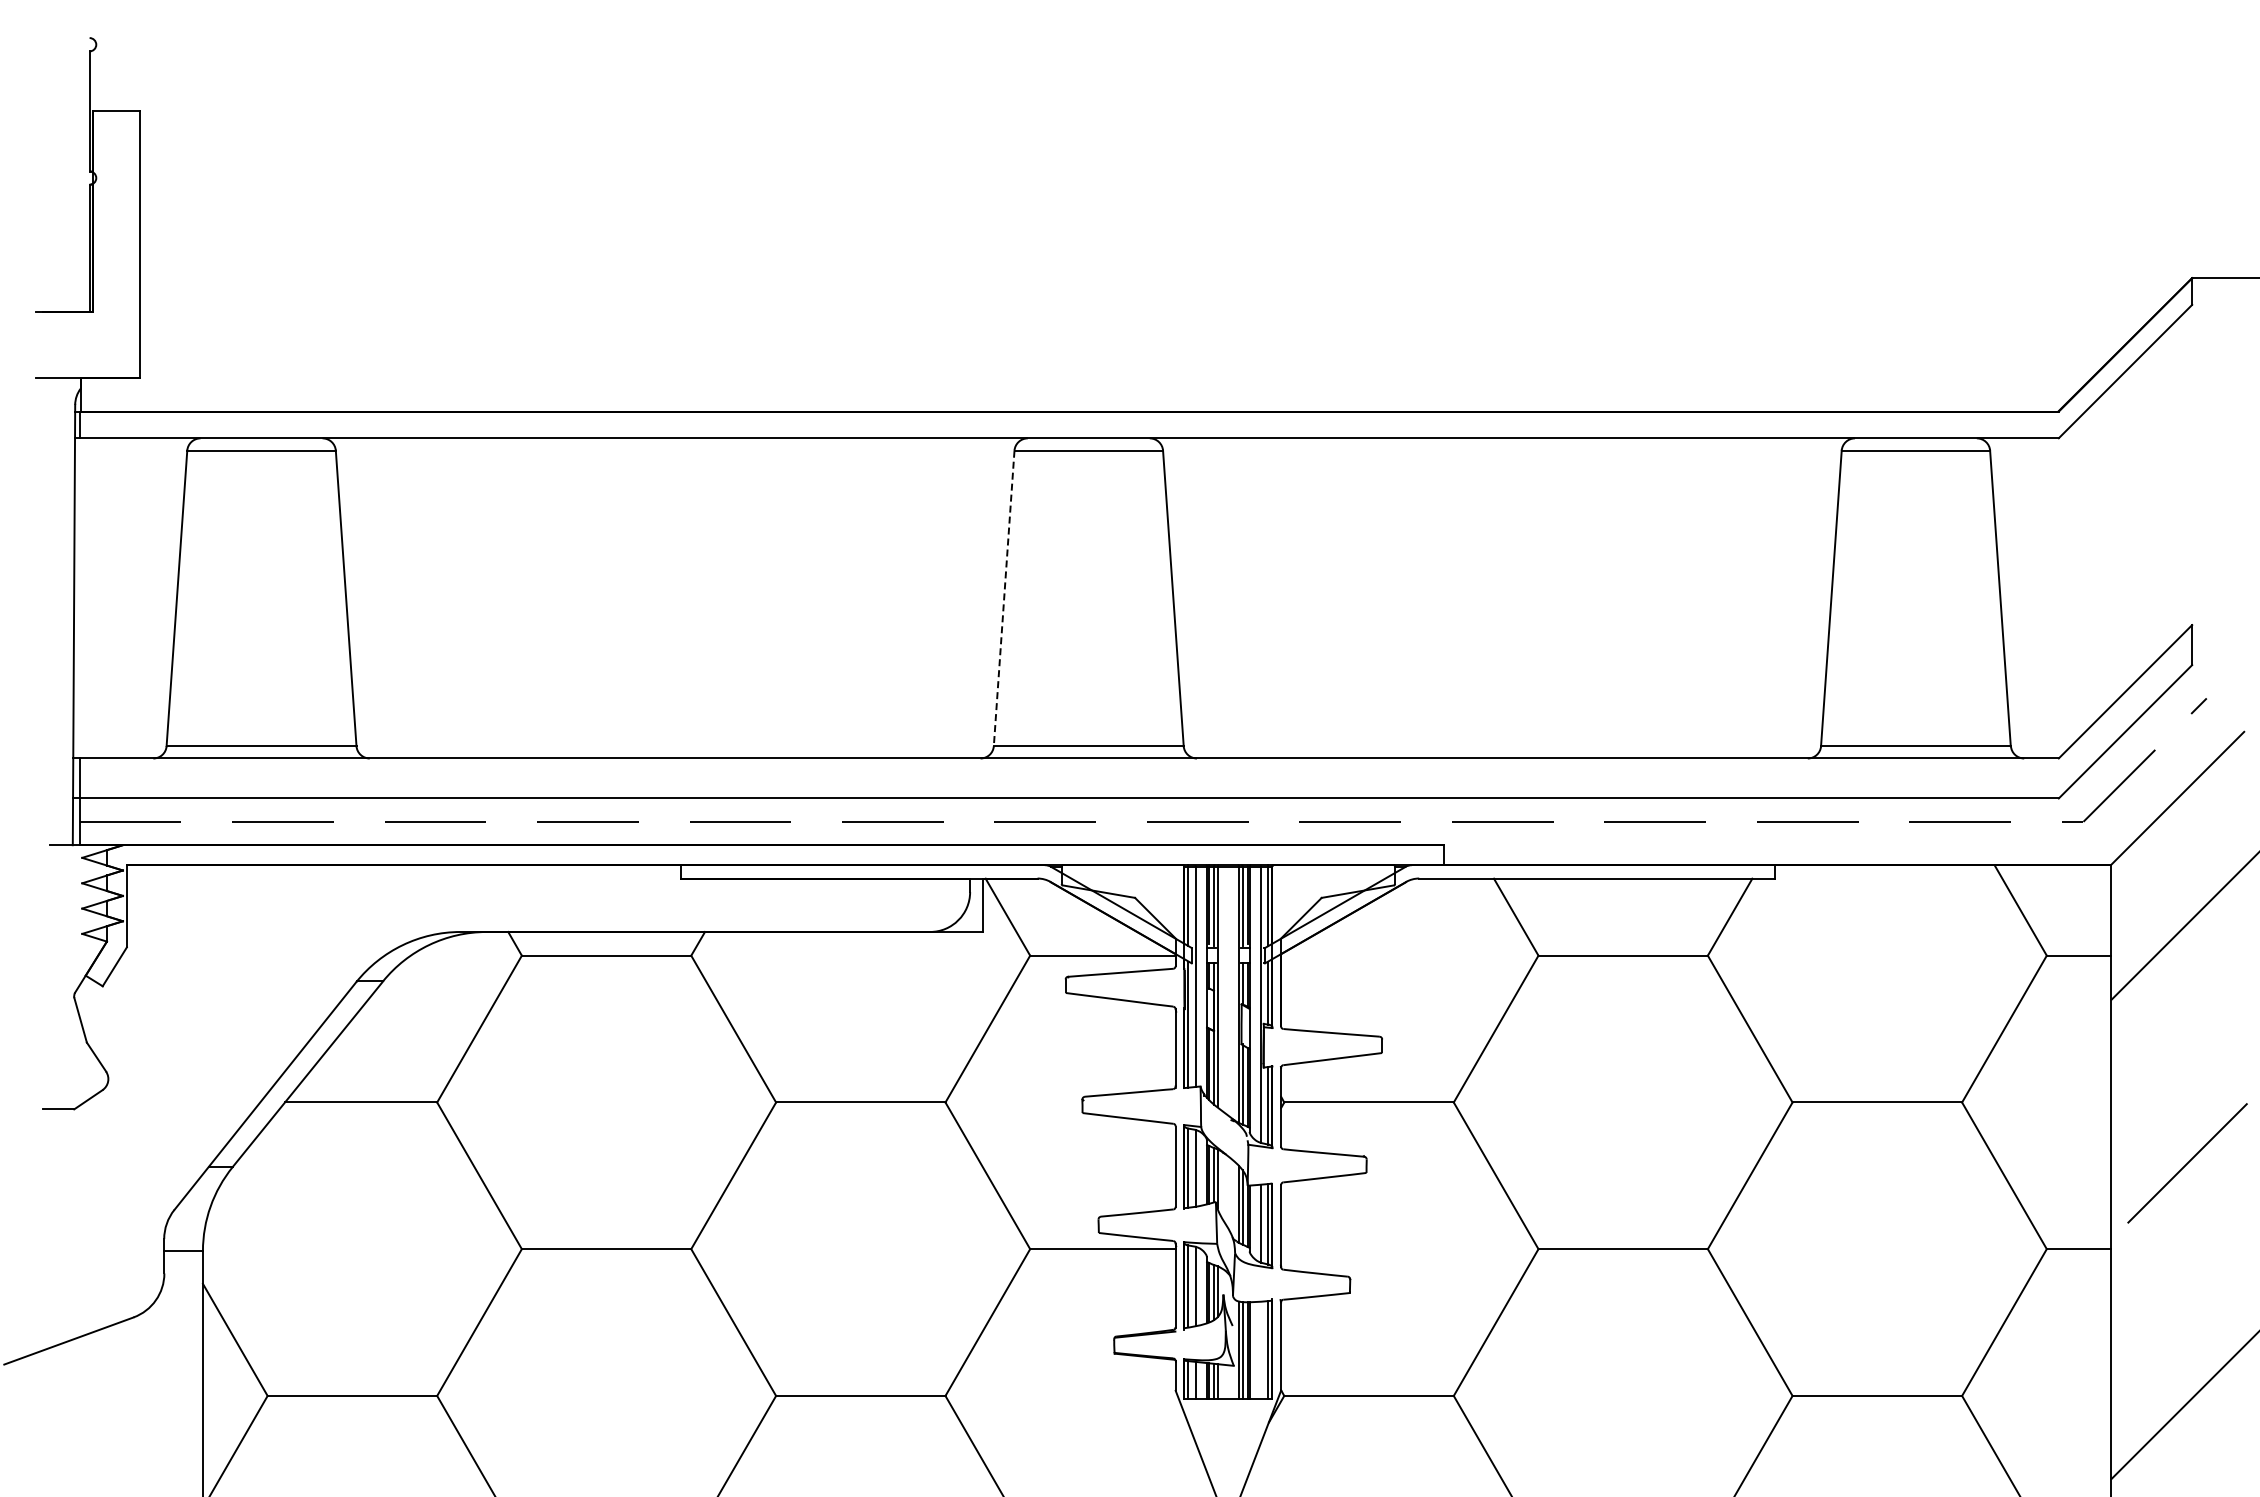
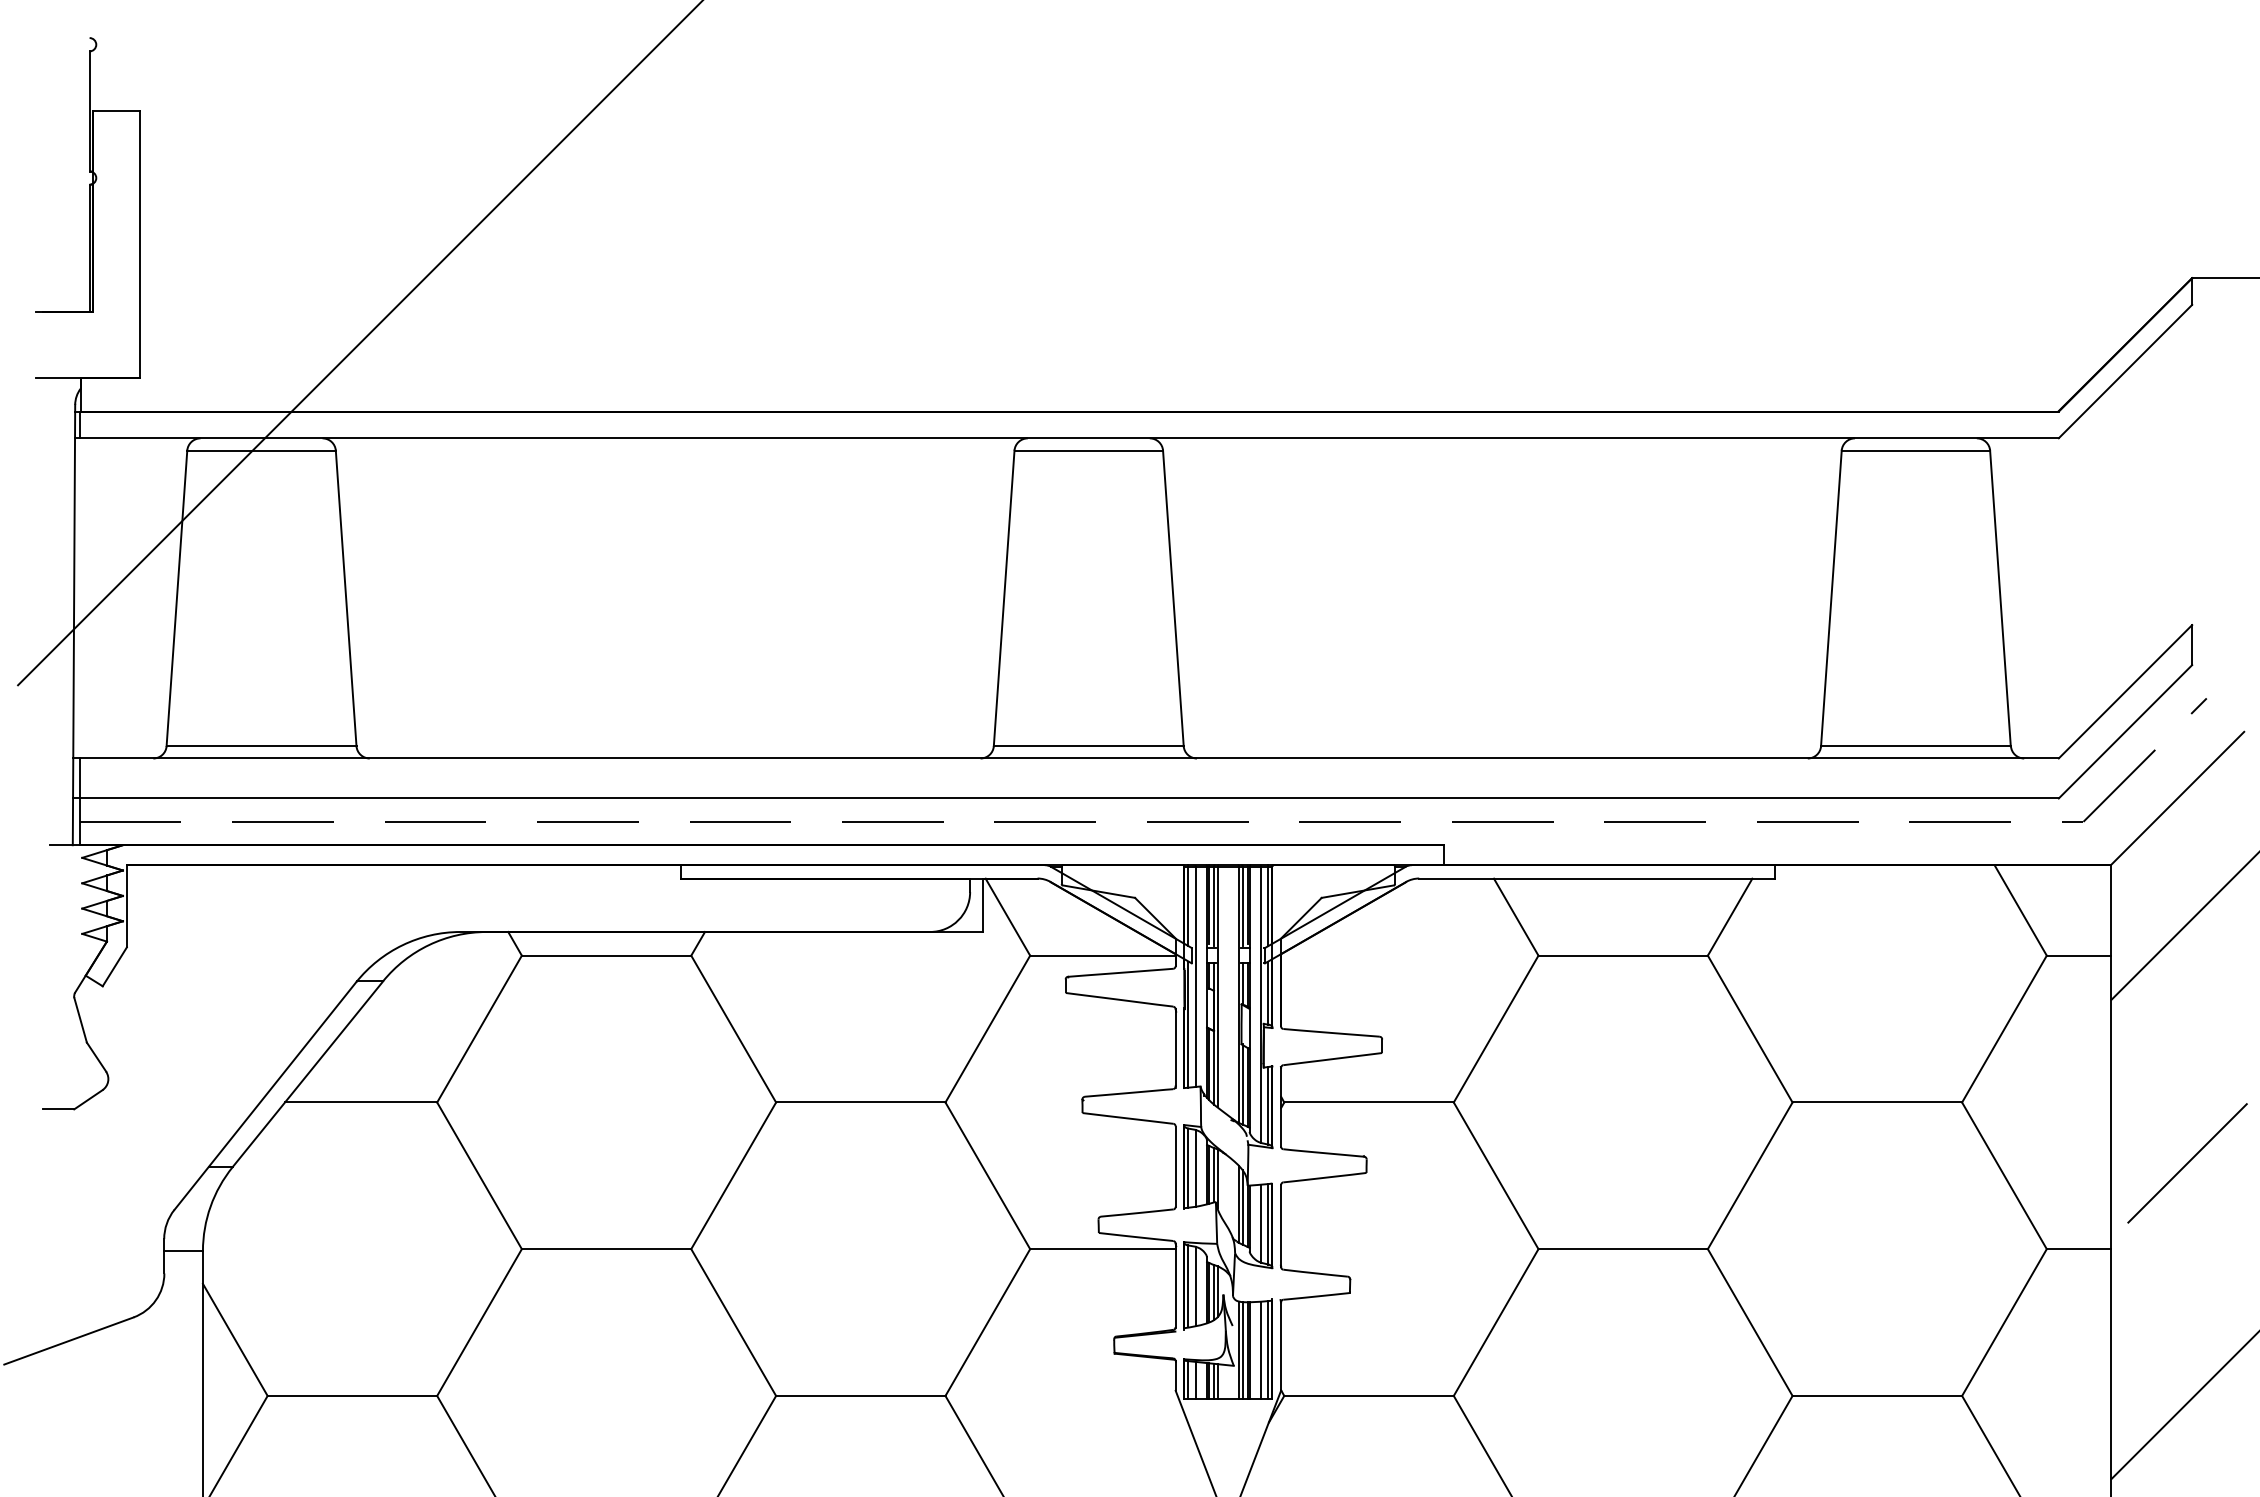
line: none -> present (359, 343)
line: dashed -> solid (1004, 598)
line: none -> present (1261, 1349)
